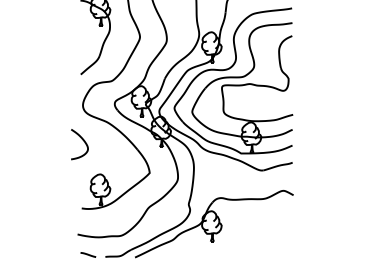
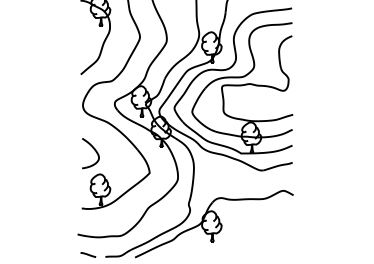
curve position: (82, 140) -> (93, 149) (93, 149)
